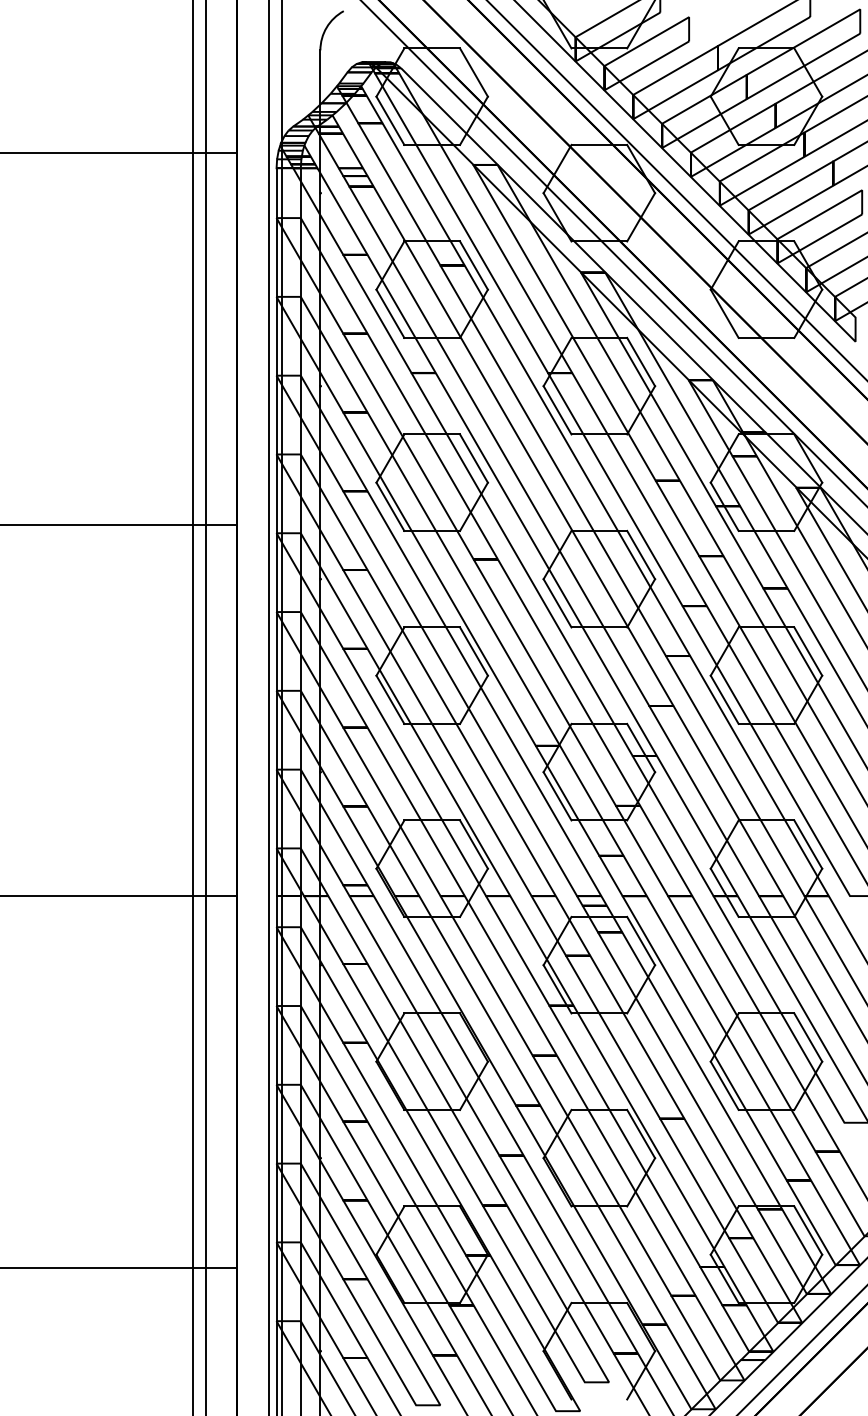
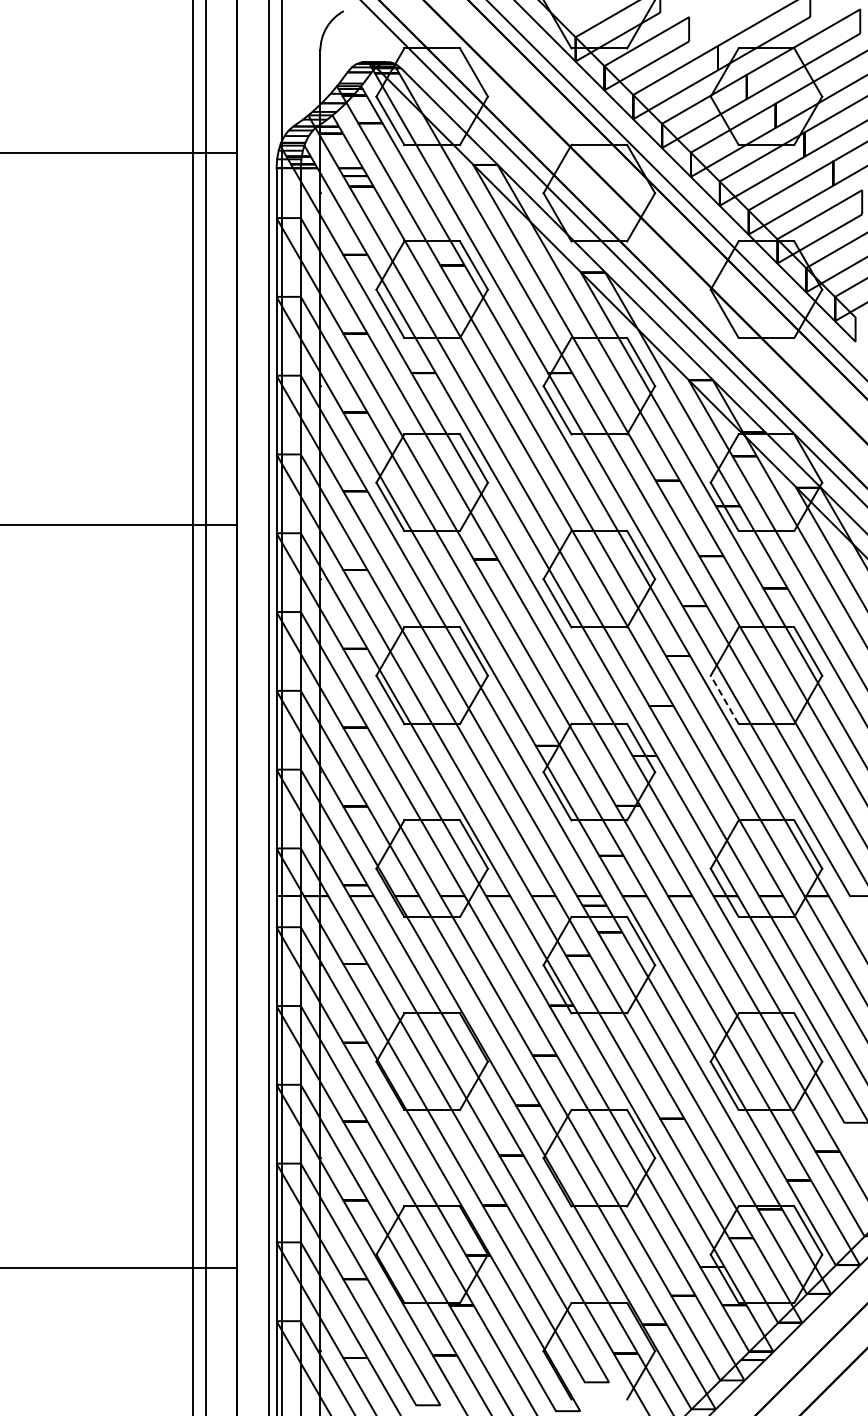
line: solid -> dashed (724, 699)
line: present -> none (119, 896)
line: present -> none (801, 1350)
